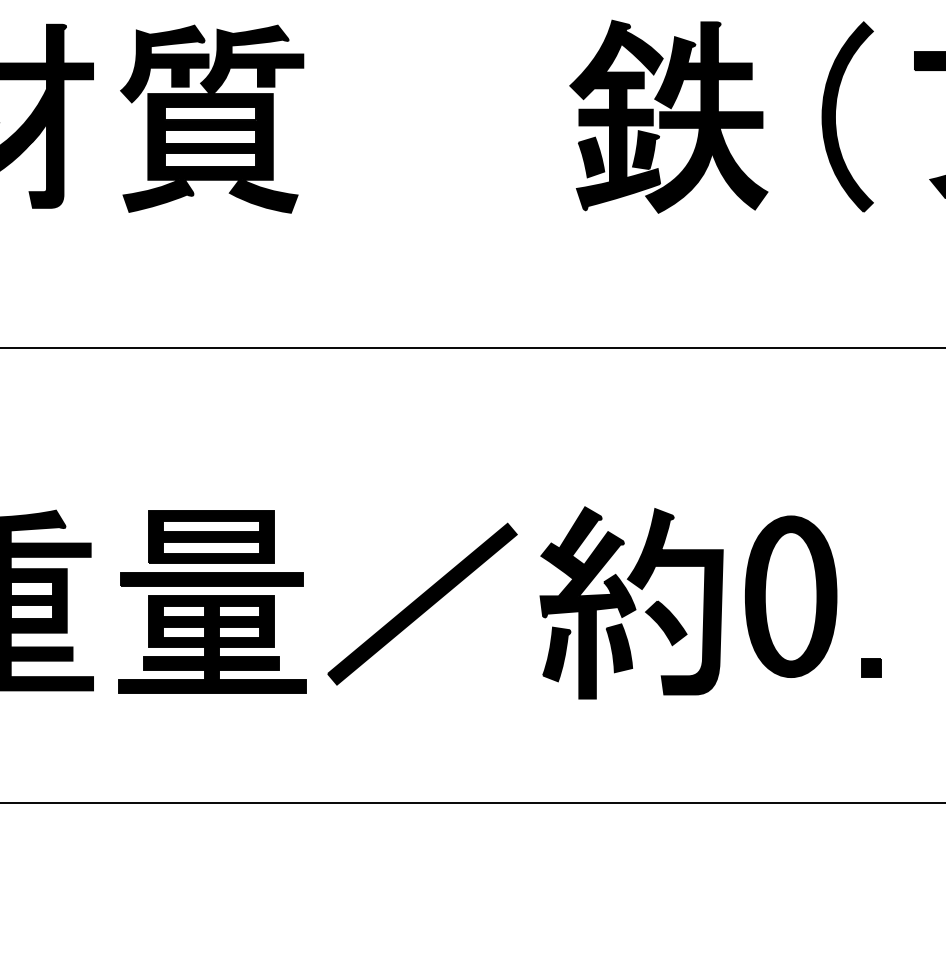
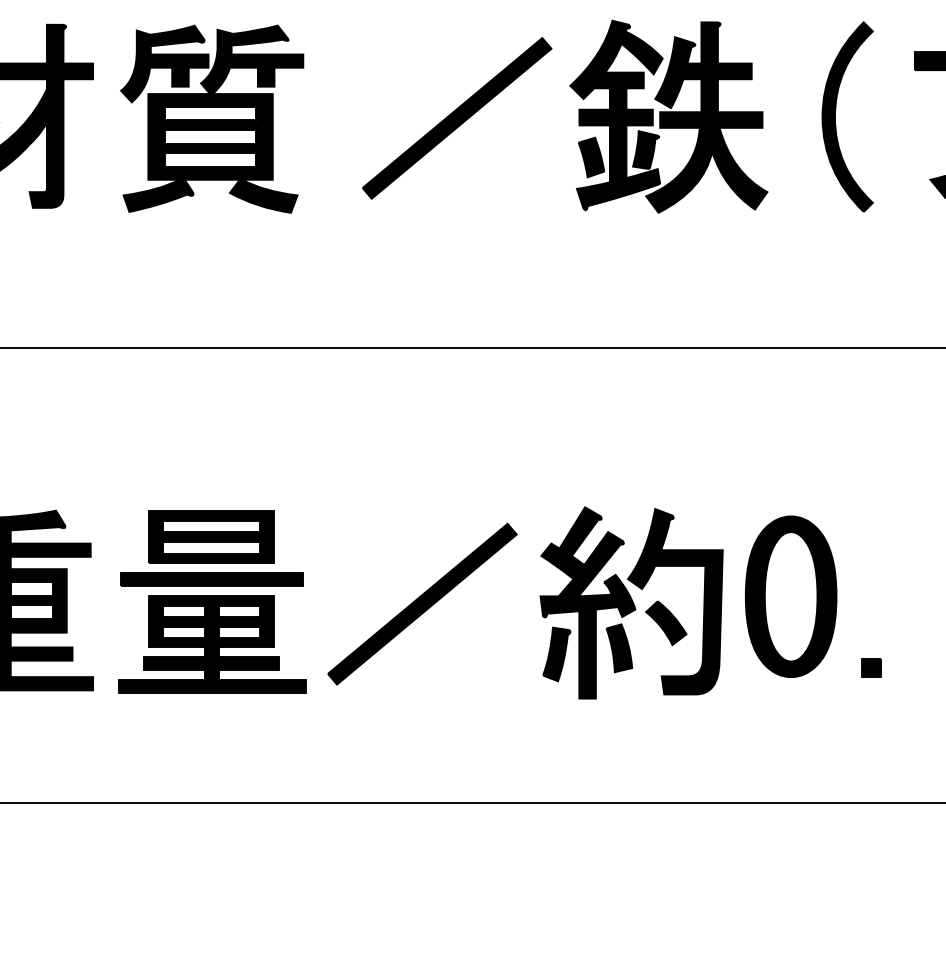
part: none -> present (457, 118)
